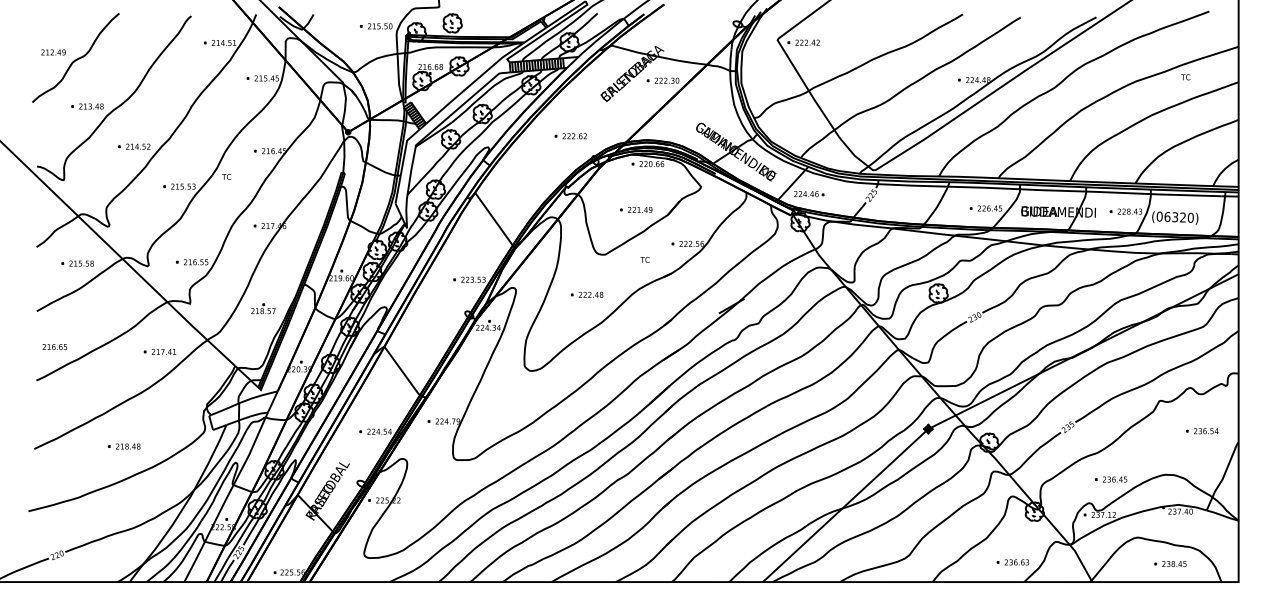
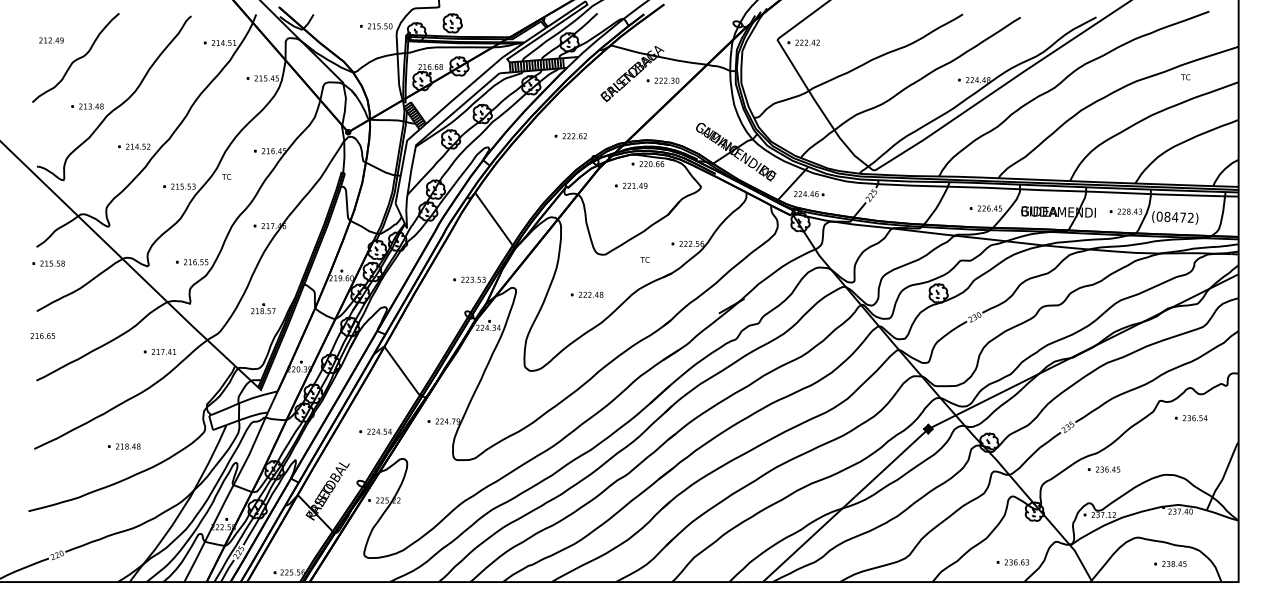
text position: (53, 52) -> (51, 40) (51, 40)
part position: (636, 209) -> (631, 185) (631, 185)
text: (06320) -> (08472) (1178, 217)
part position: (77, 263) -> (48, 263) (48, 263)
text position: (54, 346) -> (42, 335) (42, 335)
part position: (1202, 431) -> (1191, 418) (1191, 418)
part position: (1110, 479) -> (1103, 469) (1103, 469)
